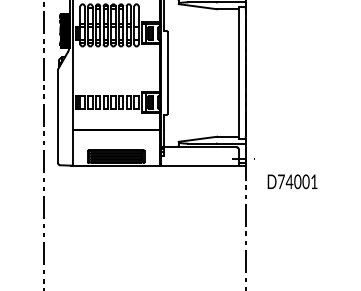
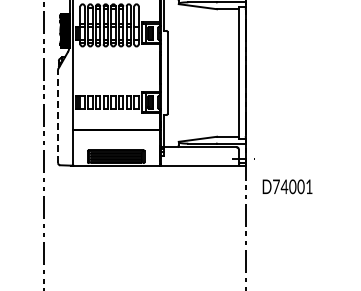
line: solid -> dashed (58, 116)
text position: (292, 181) -> (287, 186) (287, 186)
